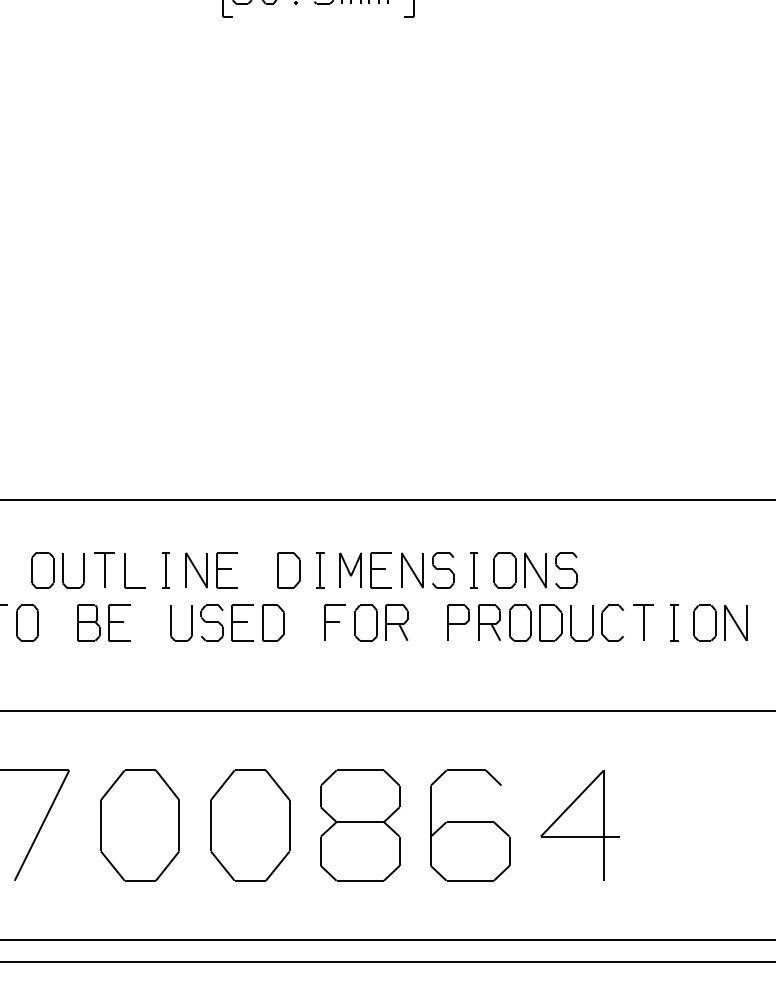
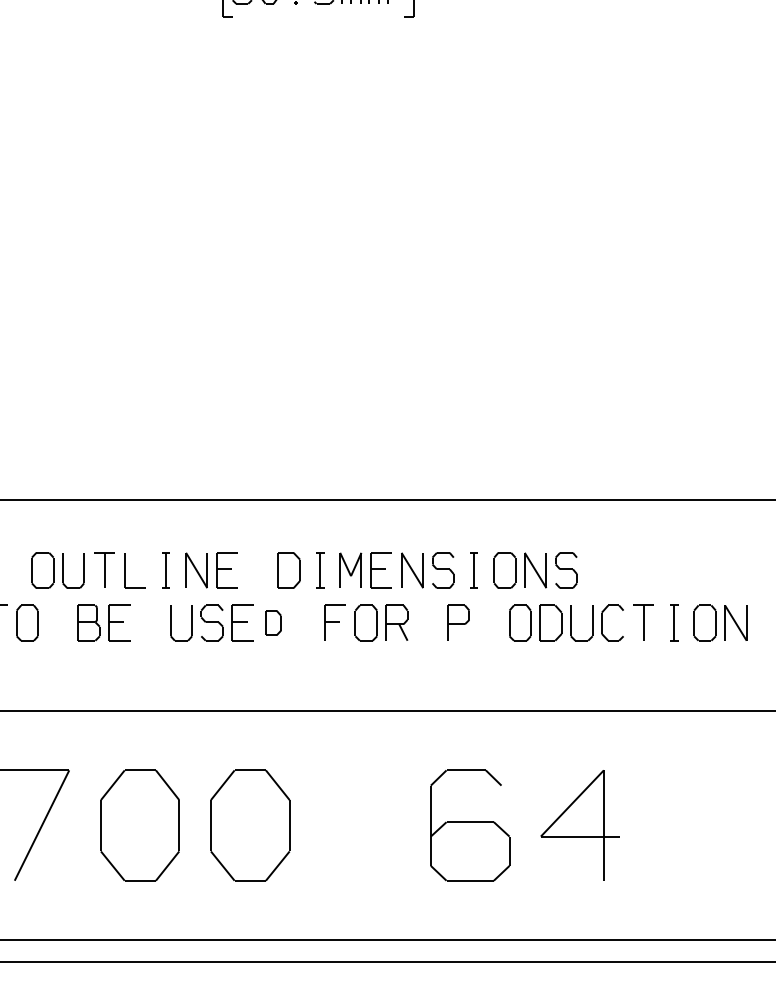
part size: 23x38 px -> 17x26 px (273, 622)
part: present -> none (489, 622)
part: present -> none (360, 825)
